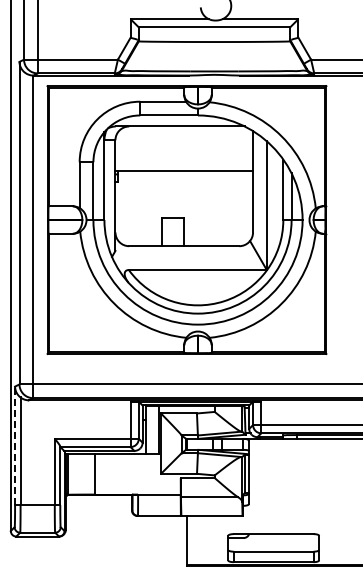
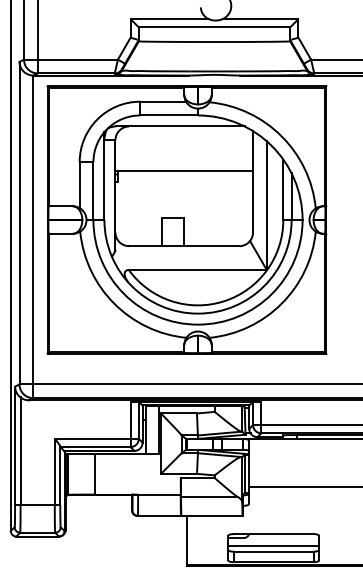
line: dashed -> solid (15, 445)
line: none -> present (303, 487)
line: none -> present (273, 546)
